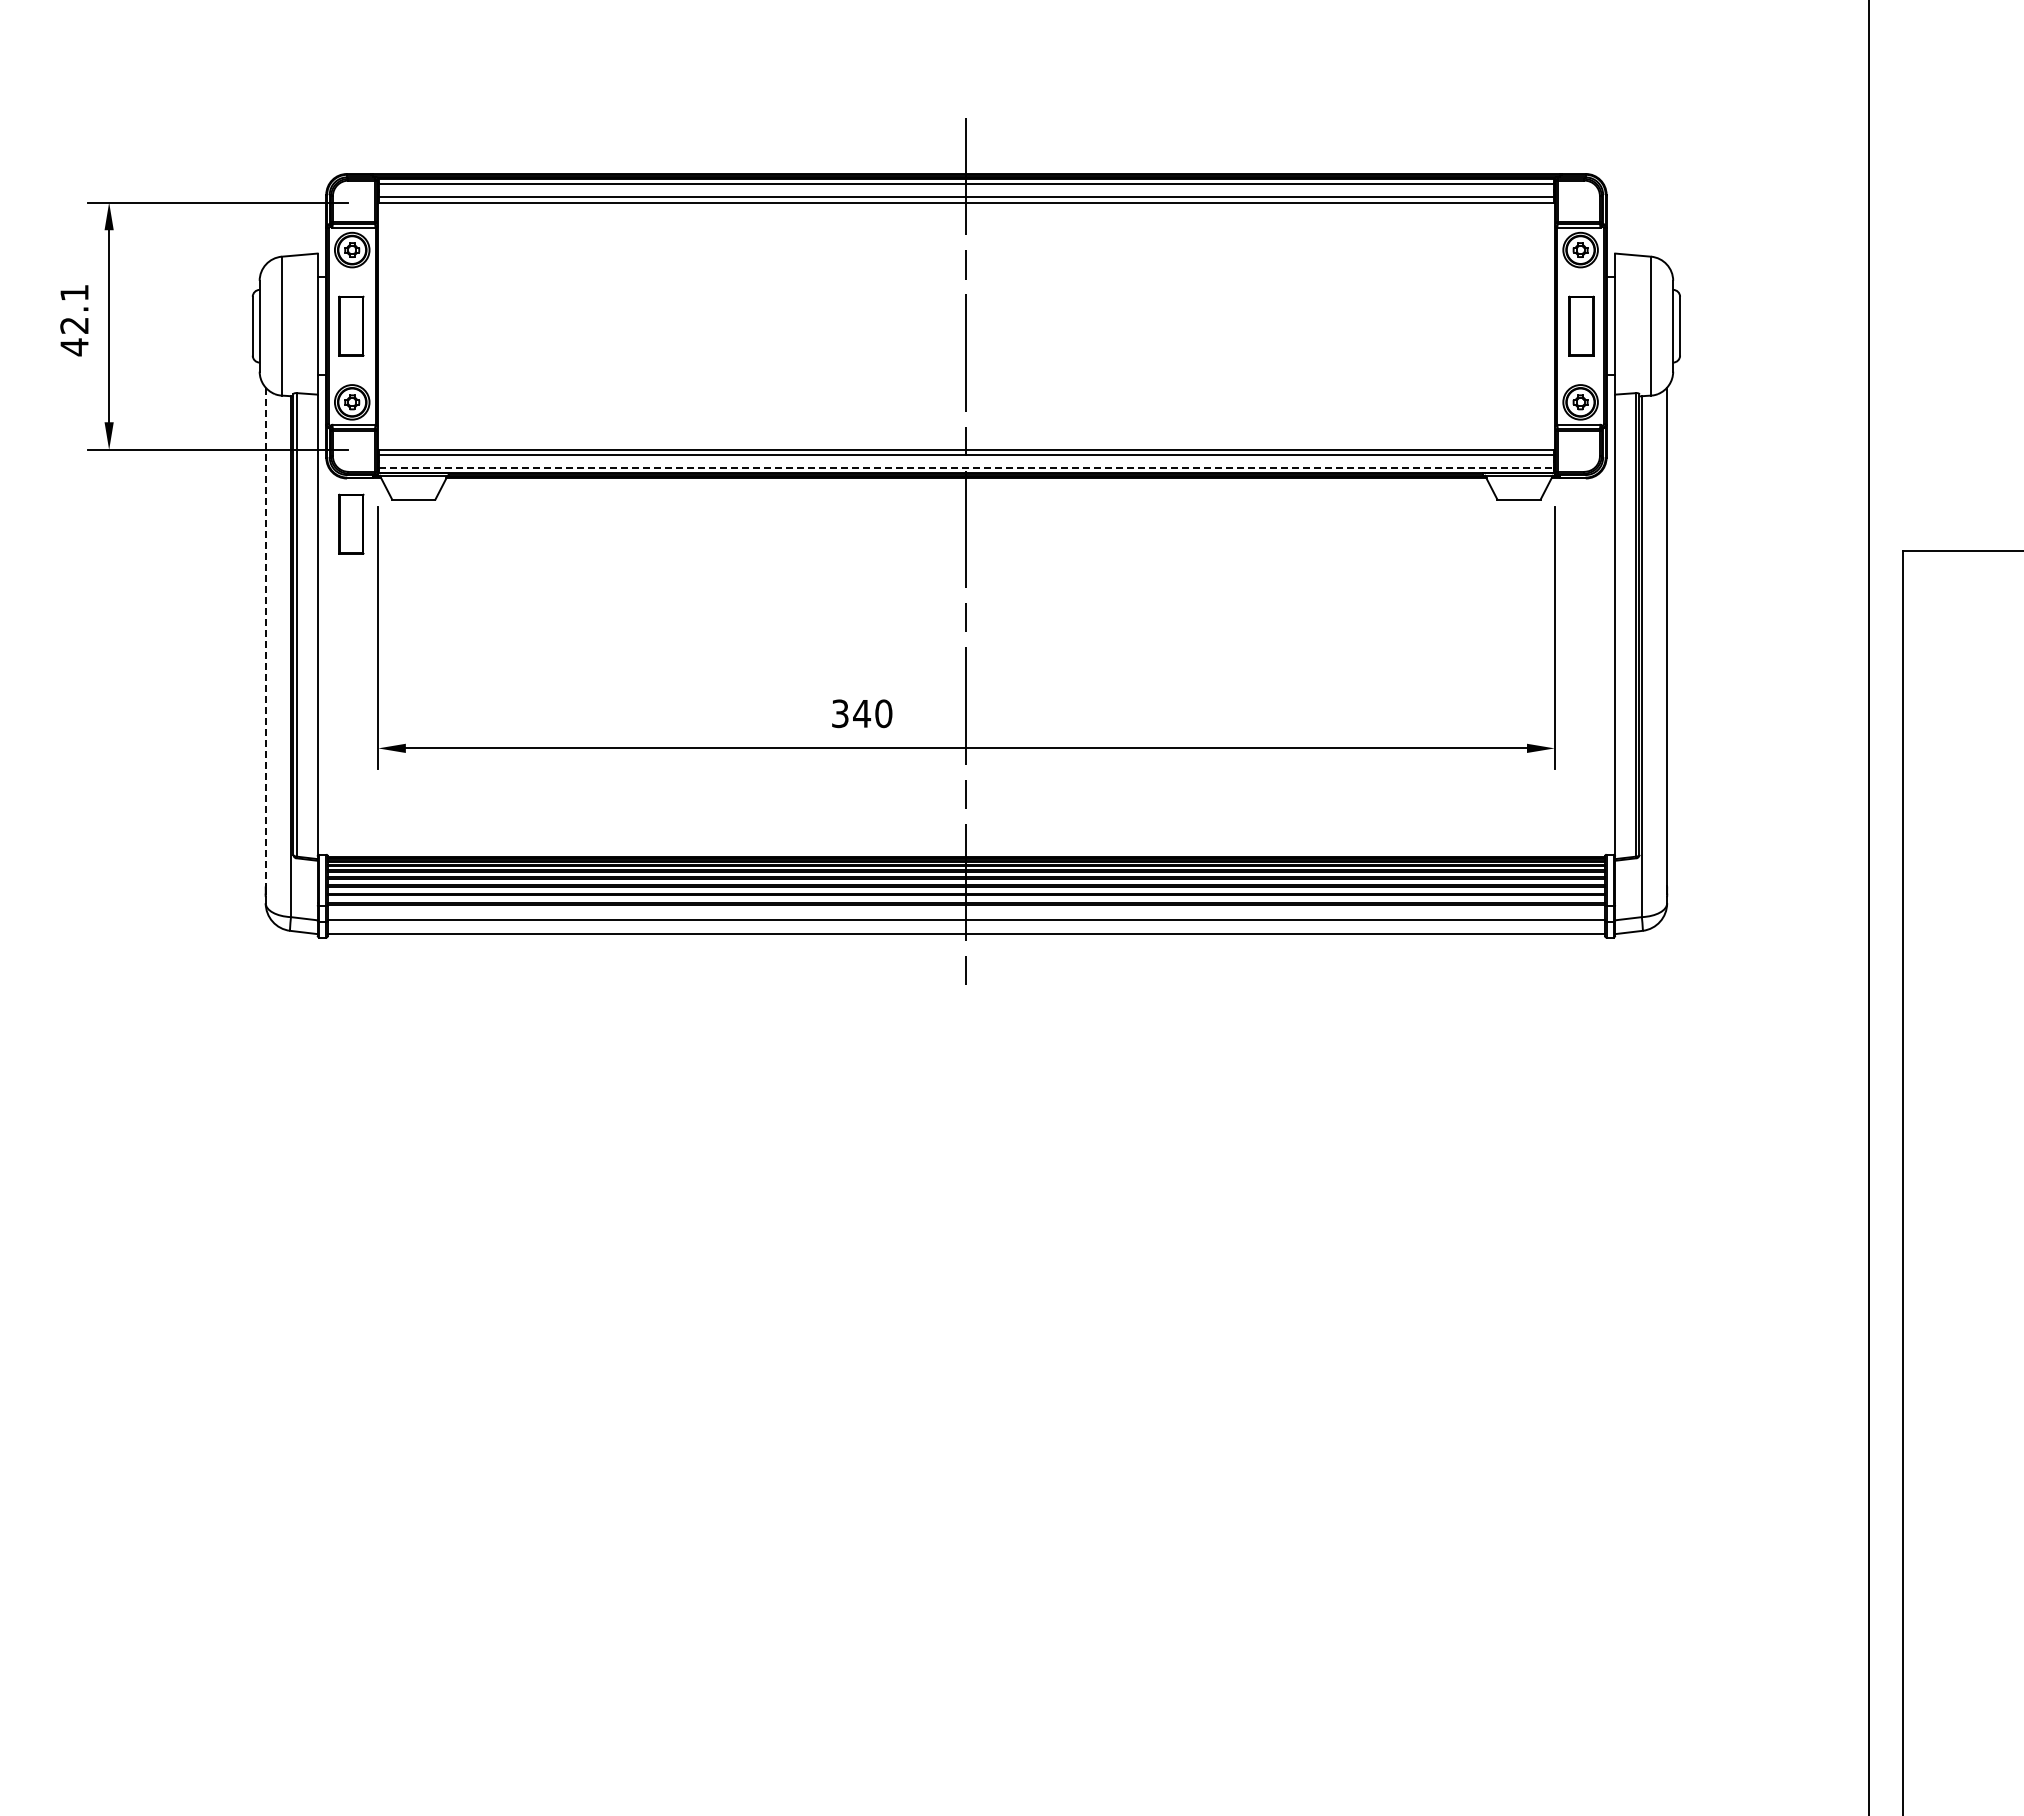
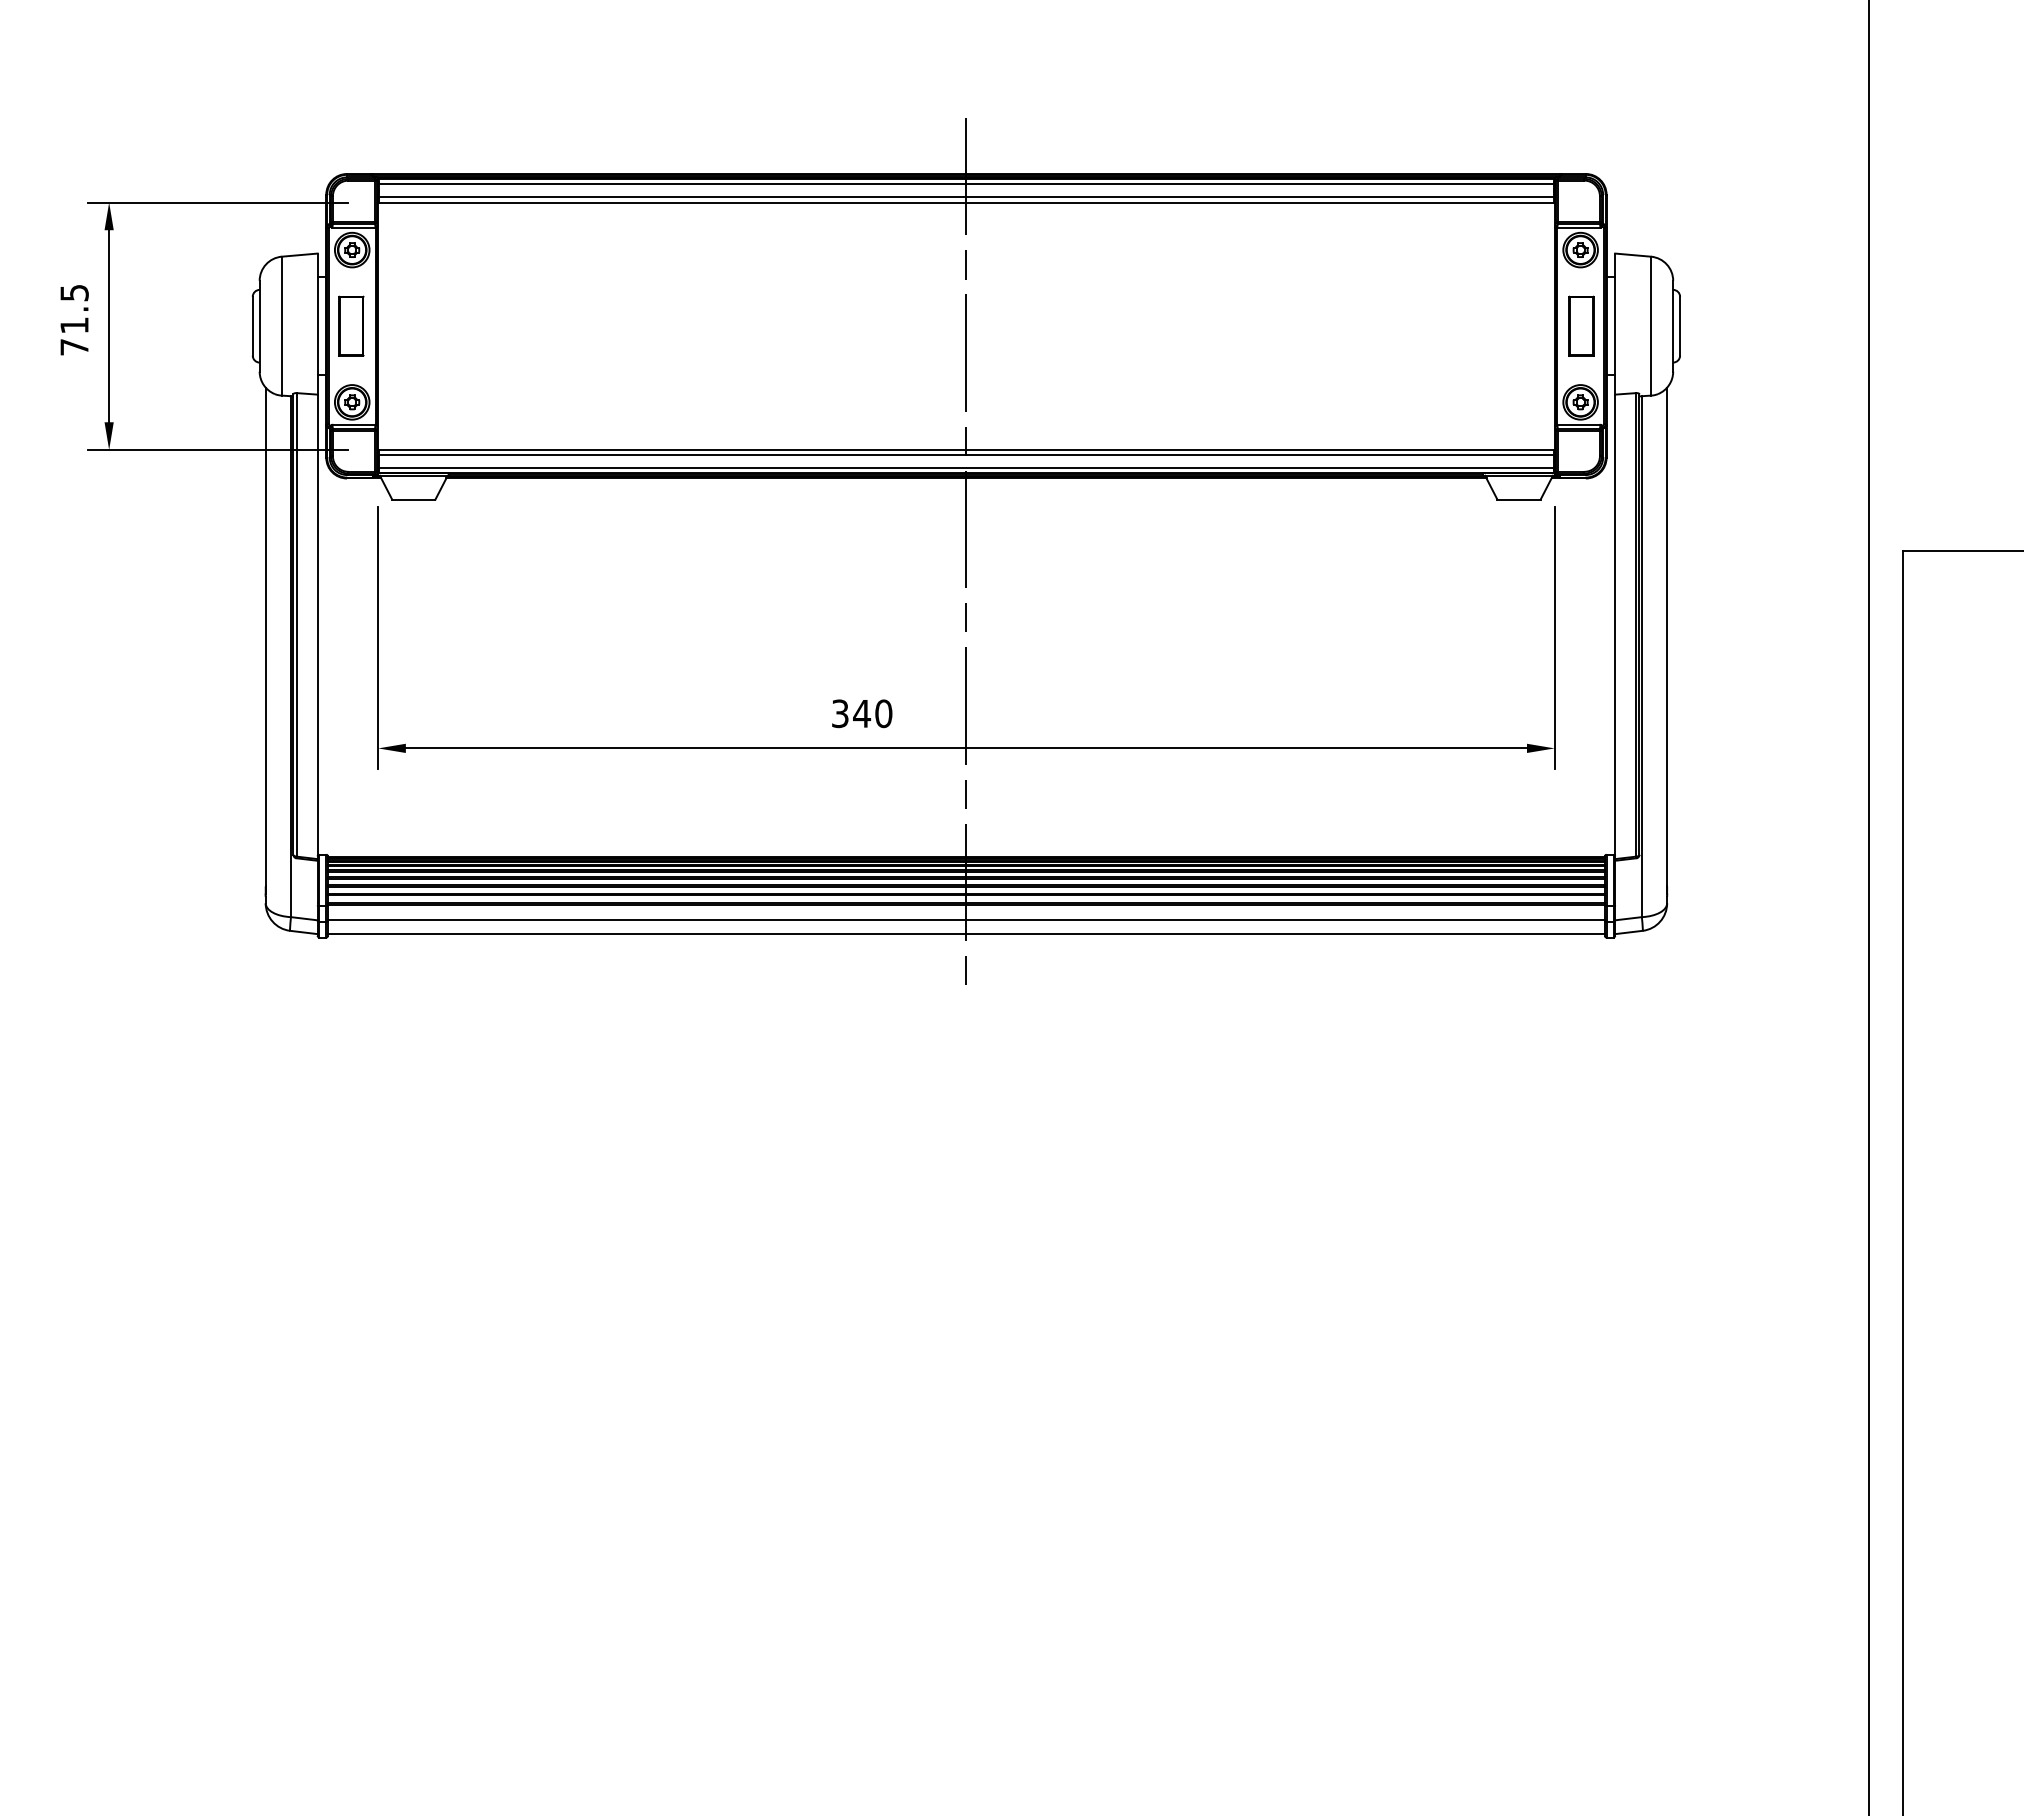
text: 42.1 -> 71.5 (74, 320)
line: dashed -> solid (966, 468)
part: present -> none (351, 523)
line: dashed -> solid (265, 637)
